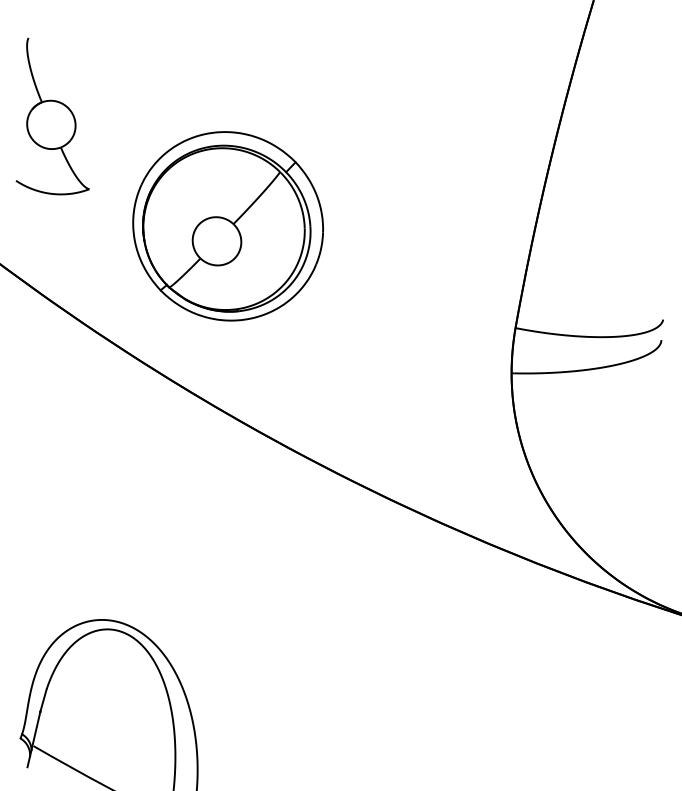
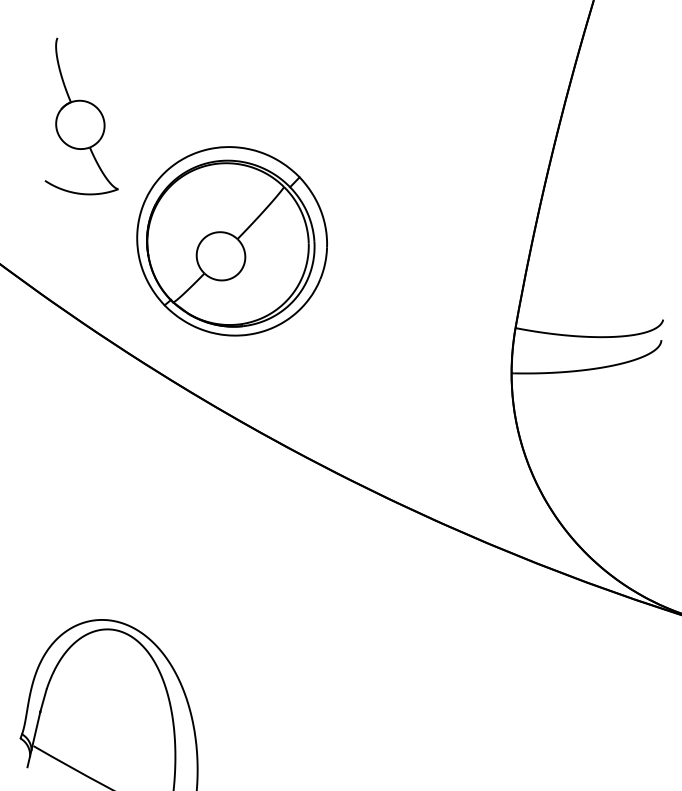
part position: (52, 116) -> (81, 116) (81, 116)
part position: (227, 226) -> (231, 241) (231, 241)
